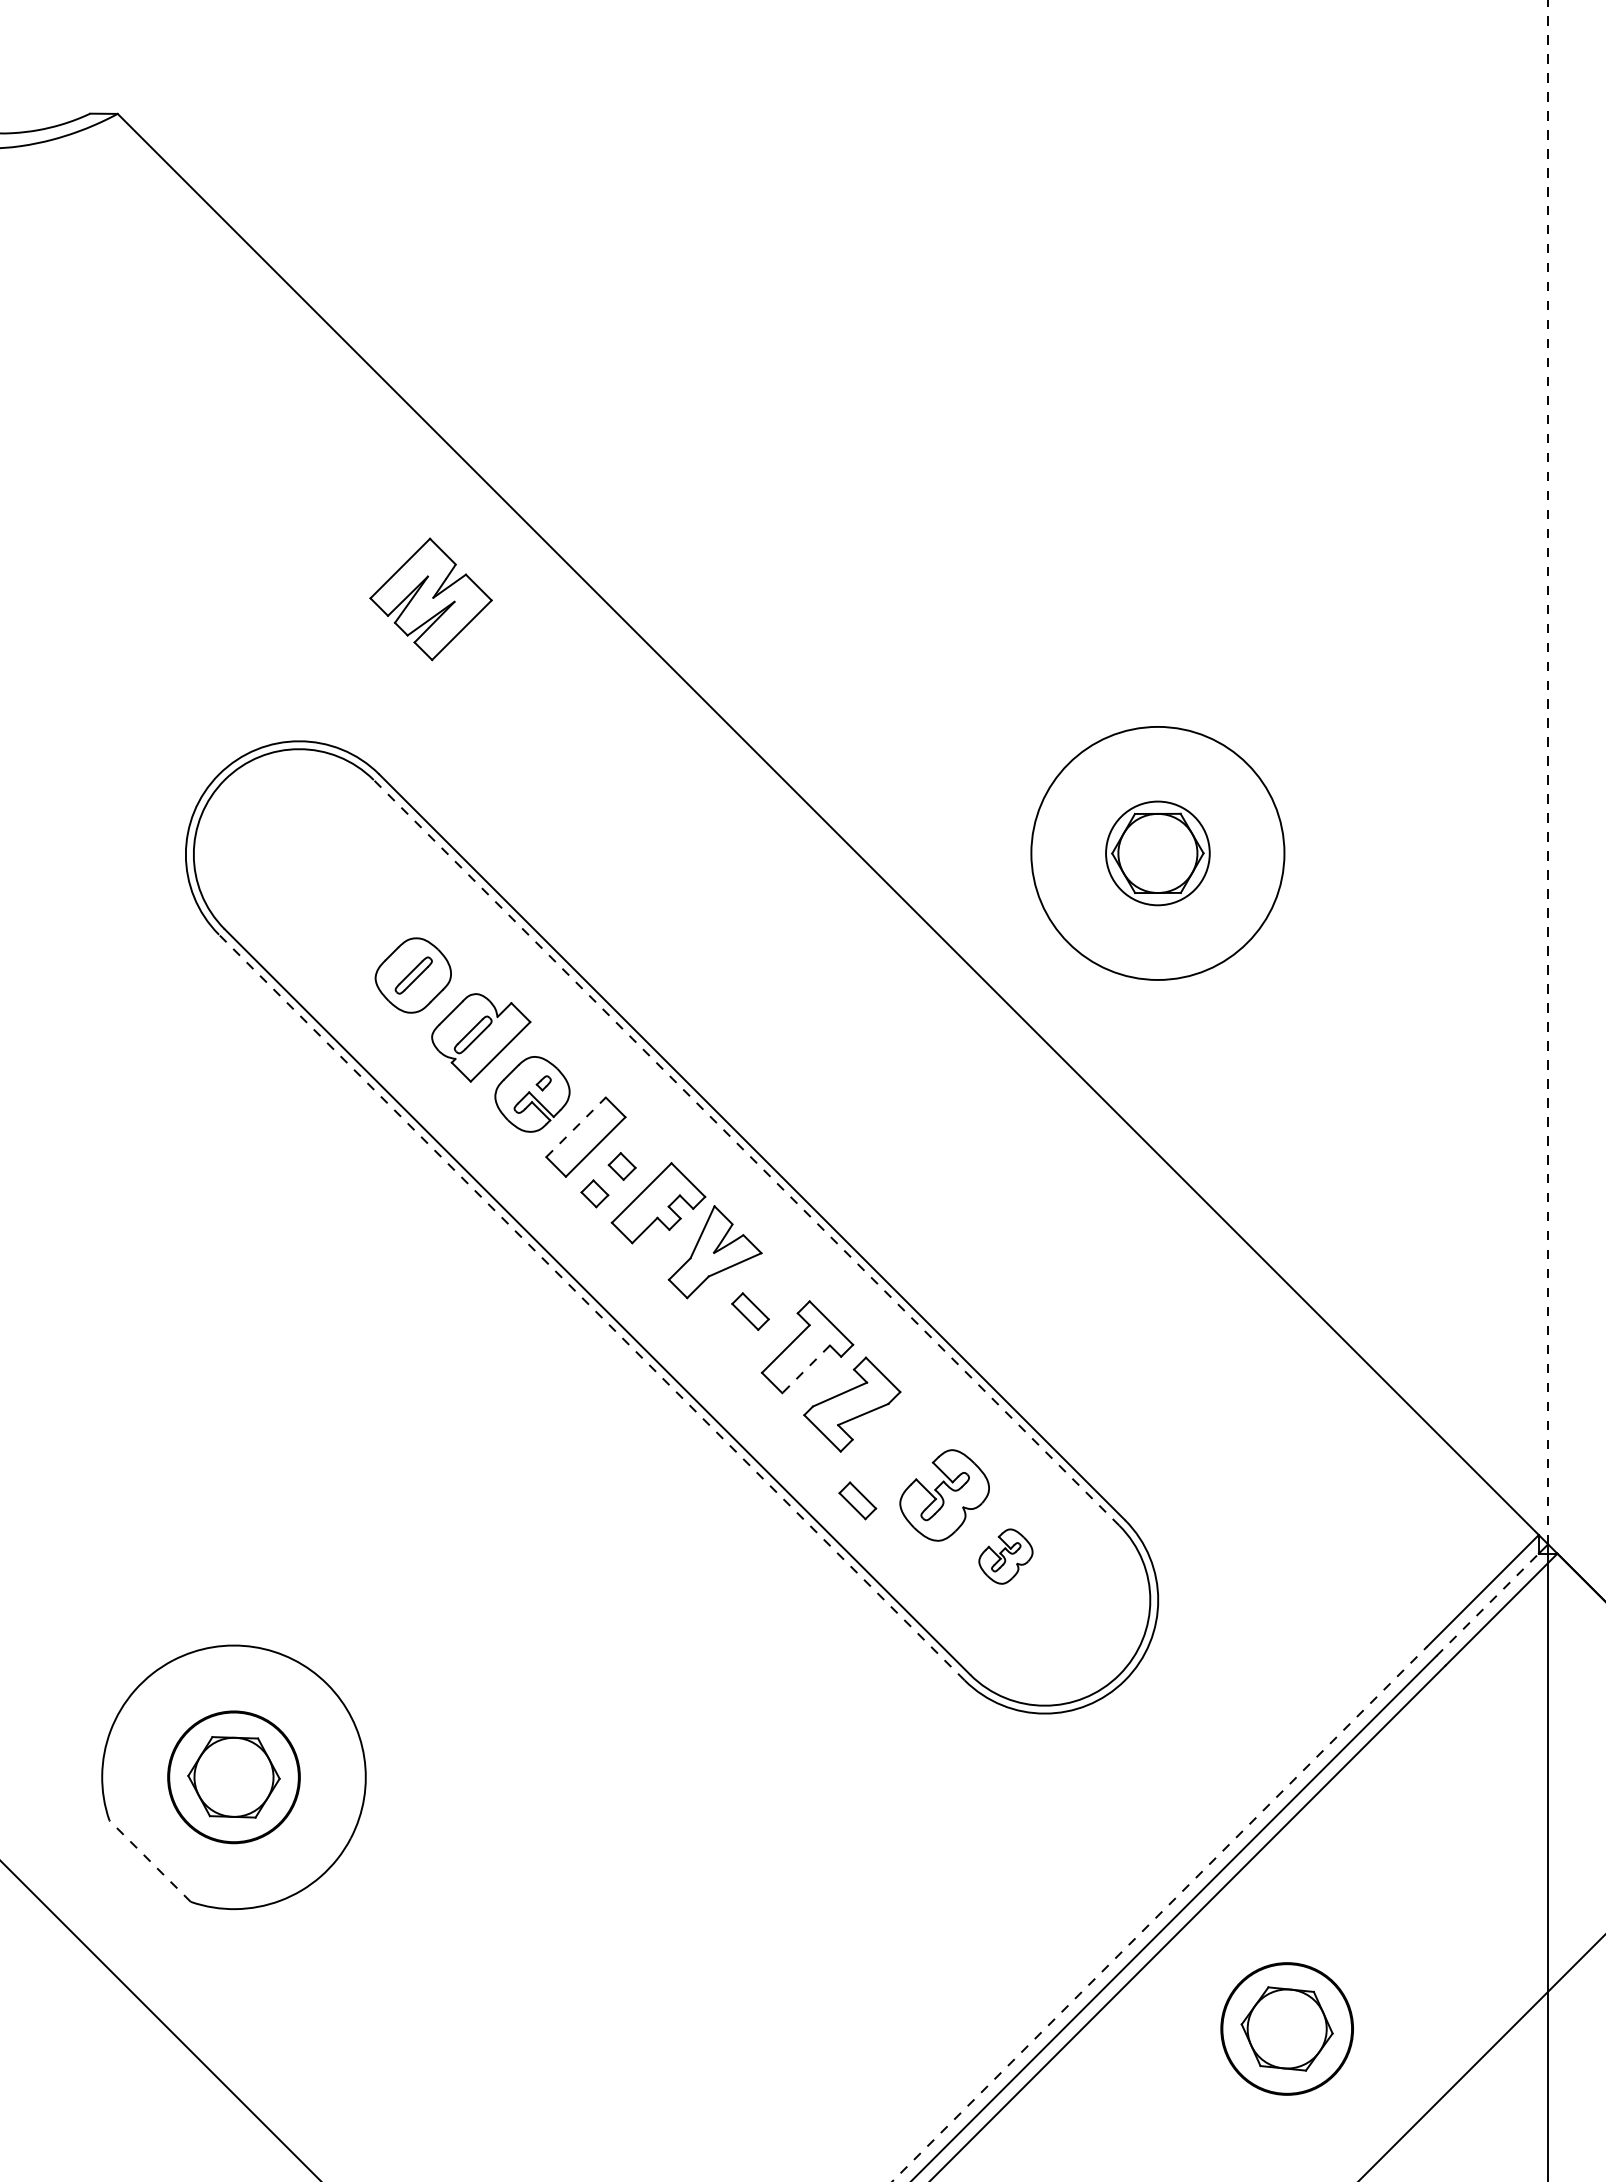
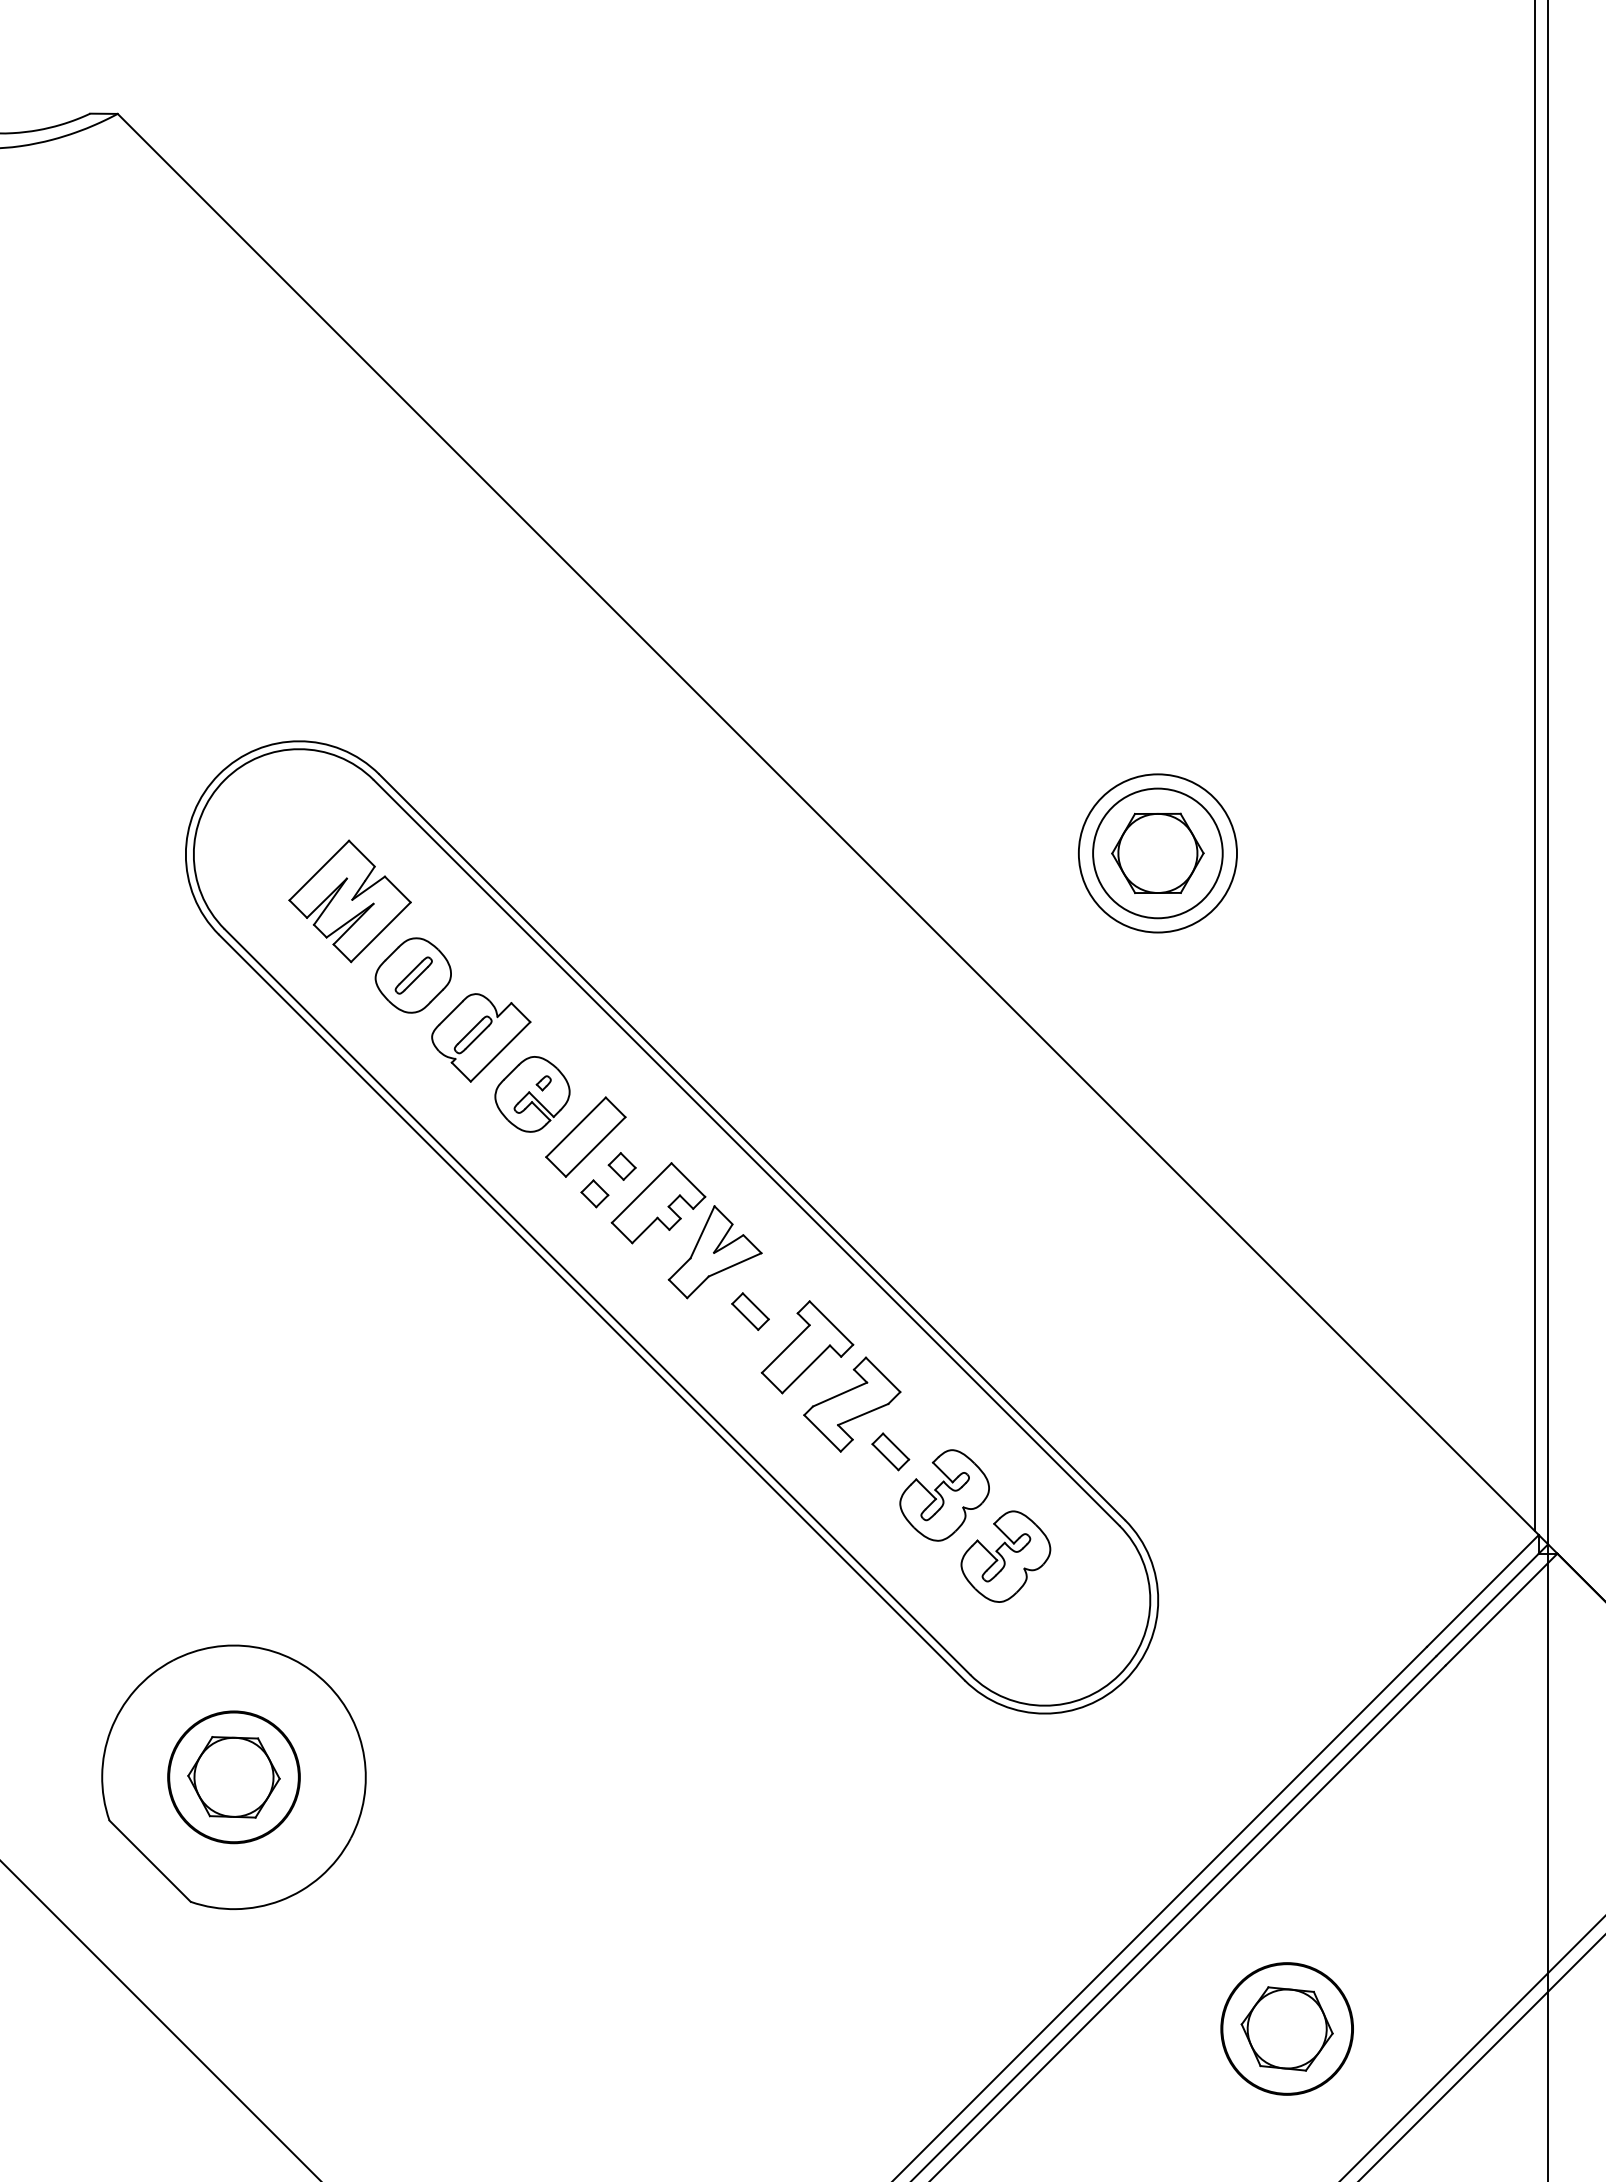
part position: (430, 599) -> (349, 901) (349, 901)
line: none -> present (1534, 766)
line: dashed -> solid (1548, 772)
circle diameter: 253 px -> 158 px (1157, 853)
circle diameter: 104 px -> 130 px (1157, 853)
line: dashed -> solid (576, 1127)
line: dashed -> solid (746, 1152)
line: dashed -> solid (591, 1307)
line: dashed -> solid (806, 1369)
part position: (857, 1500) -> (890, 1451) (890, 1451)
part size: 56x57 px -> 92x93 px (1005, 1556)
line: dashed -> solid (1487, 1604)
line: dashed -> solid (149, 1860)
line: dashed -> solid (1159, 1913)
line: none -> present (1472, 2048)
